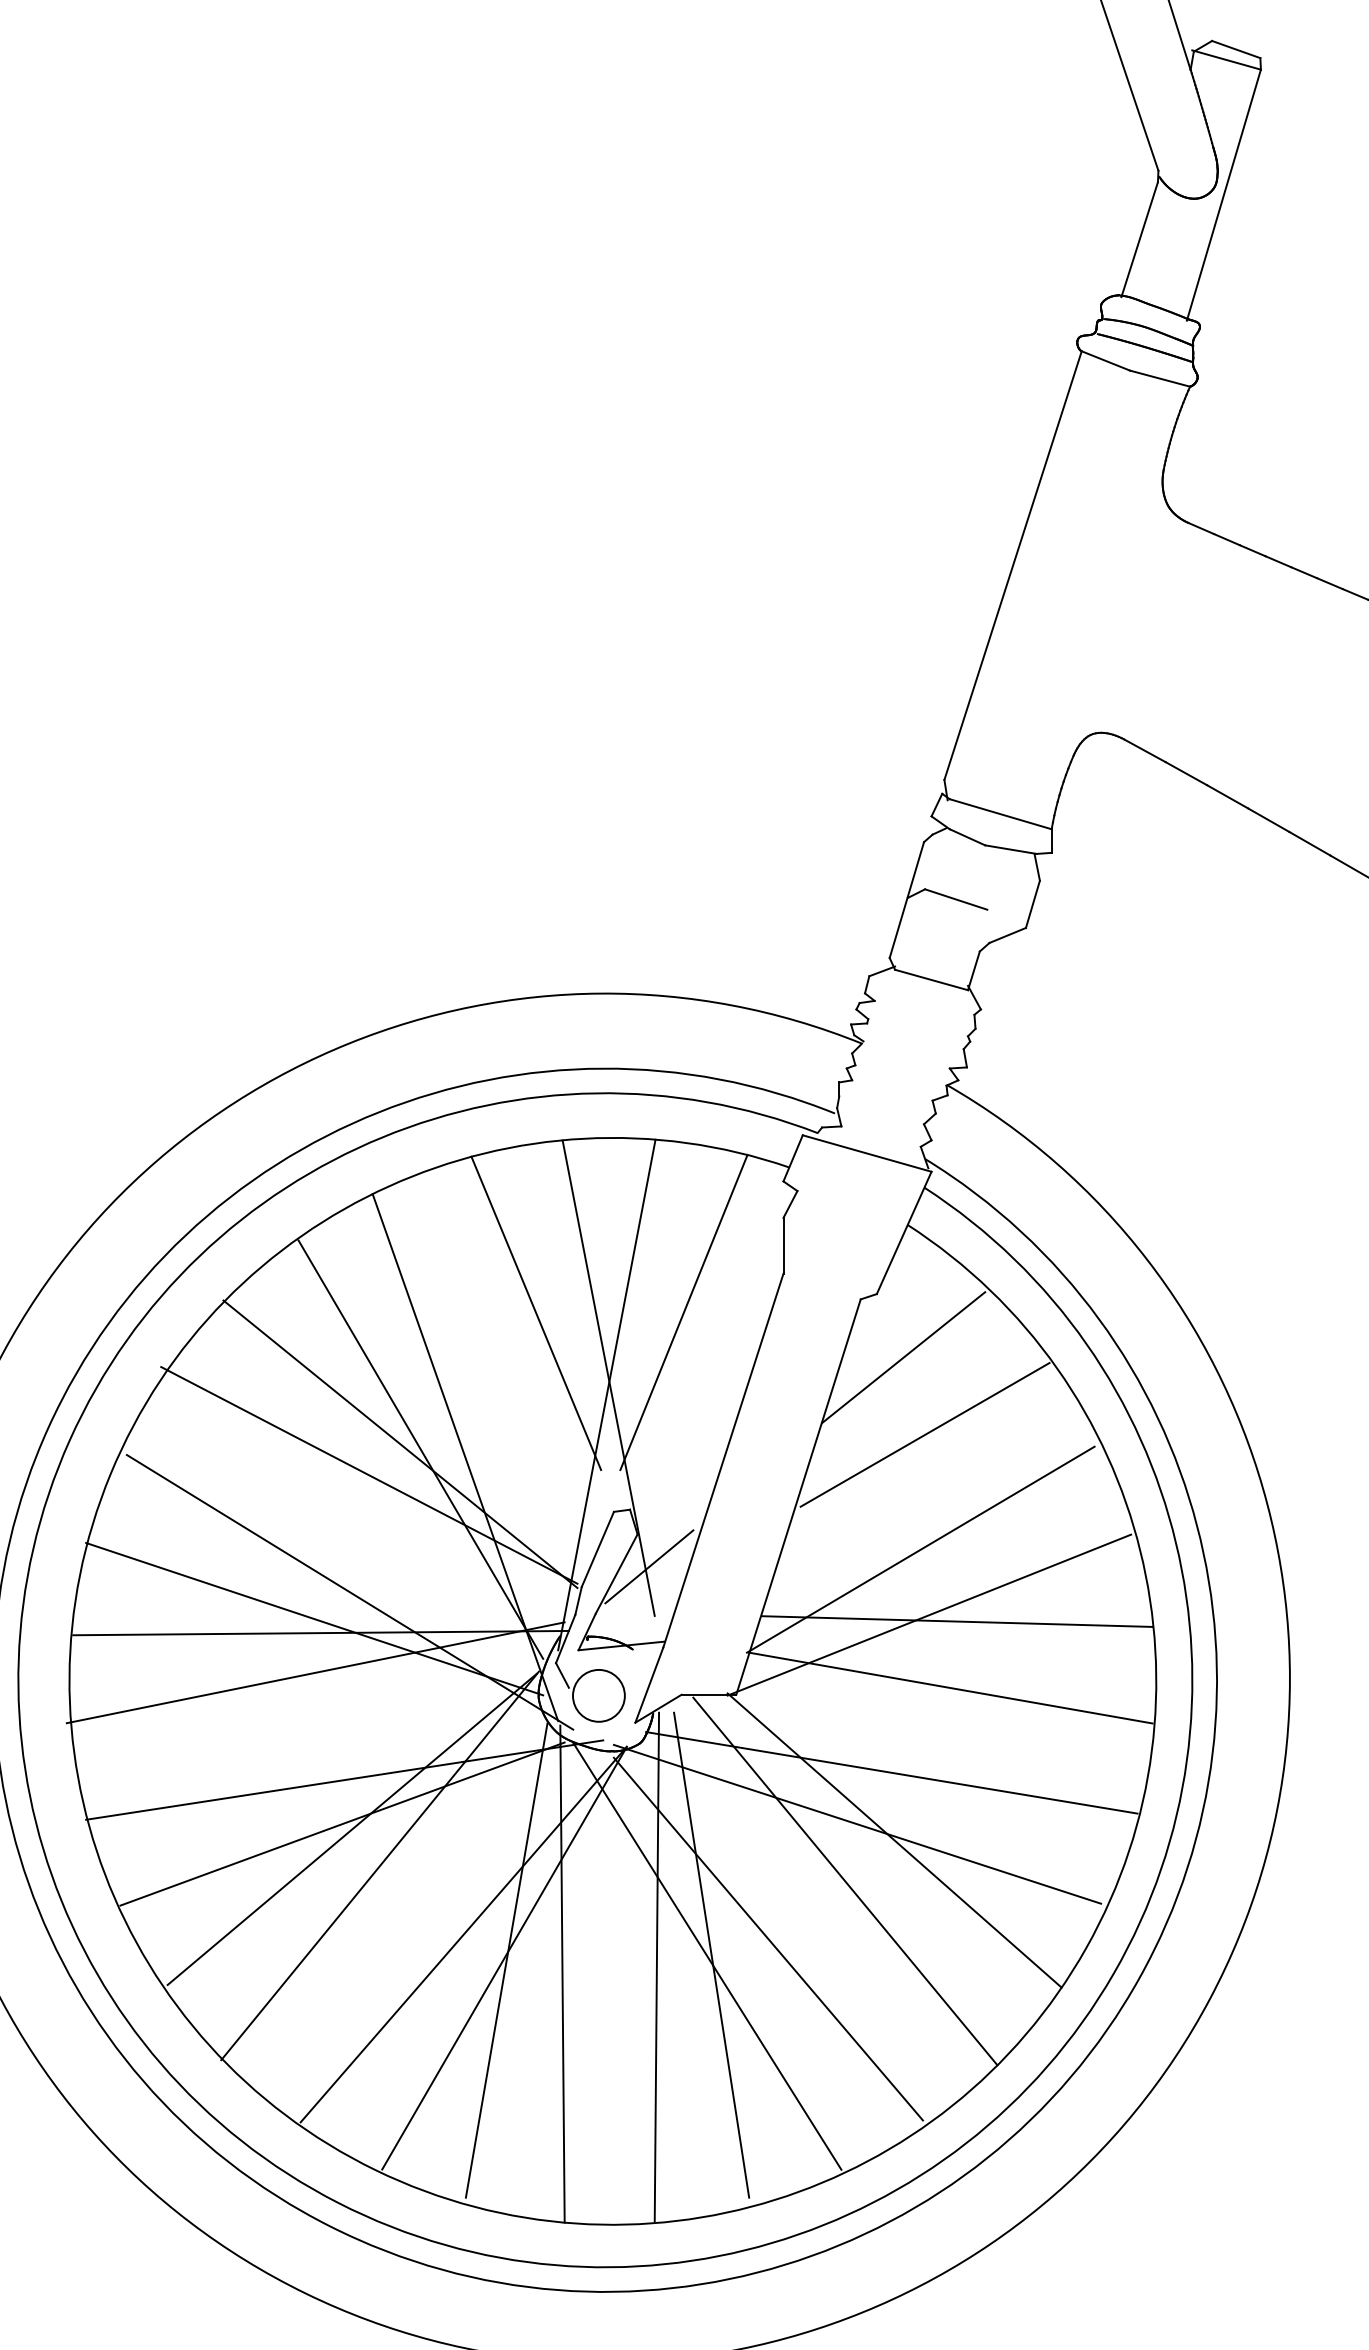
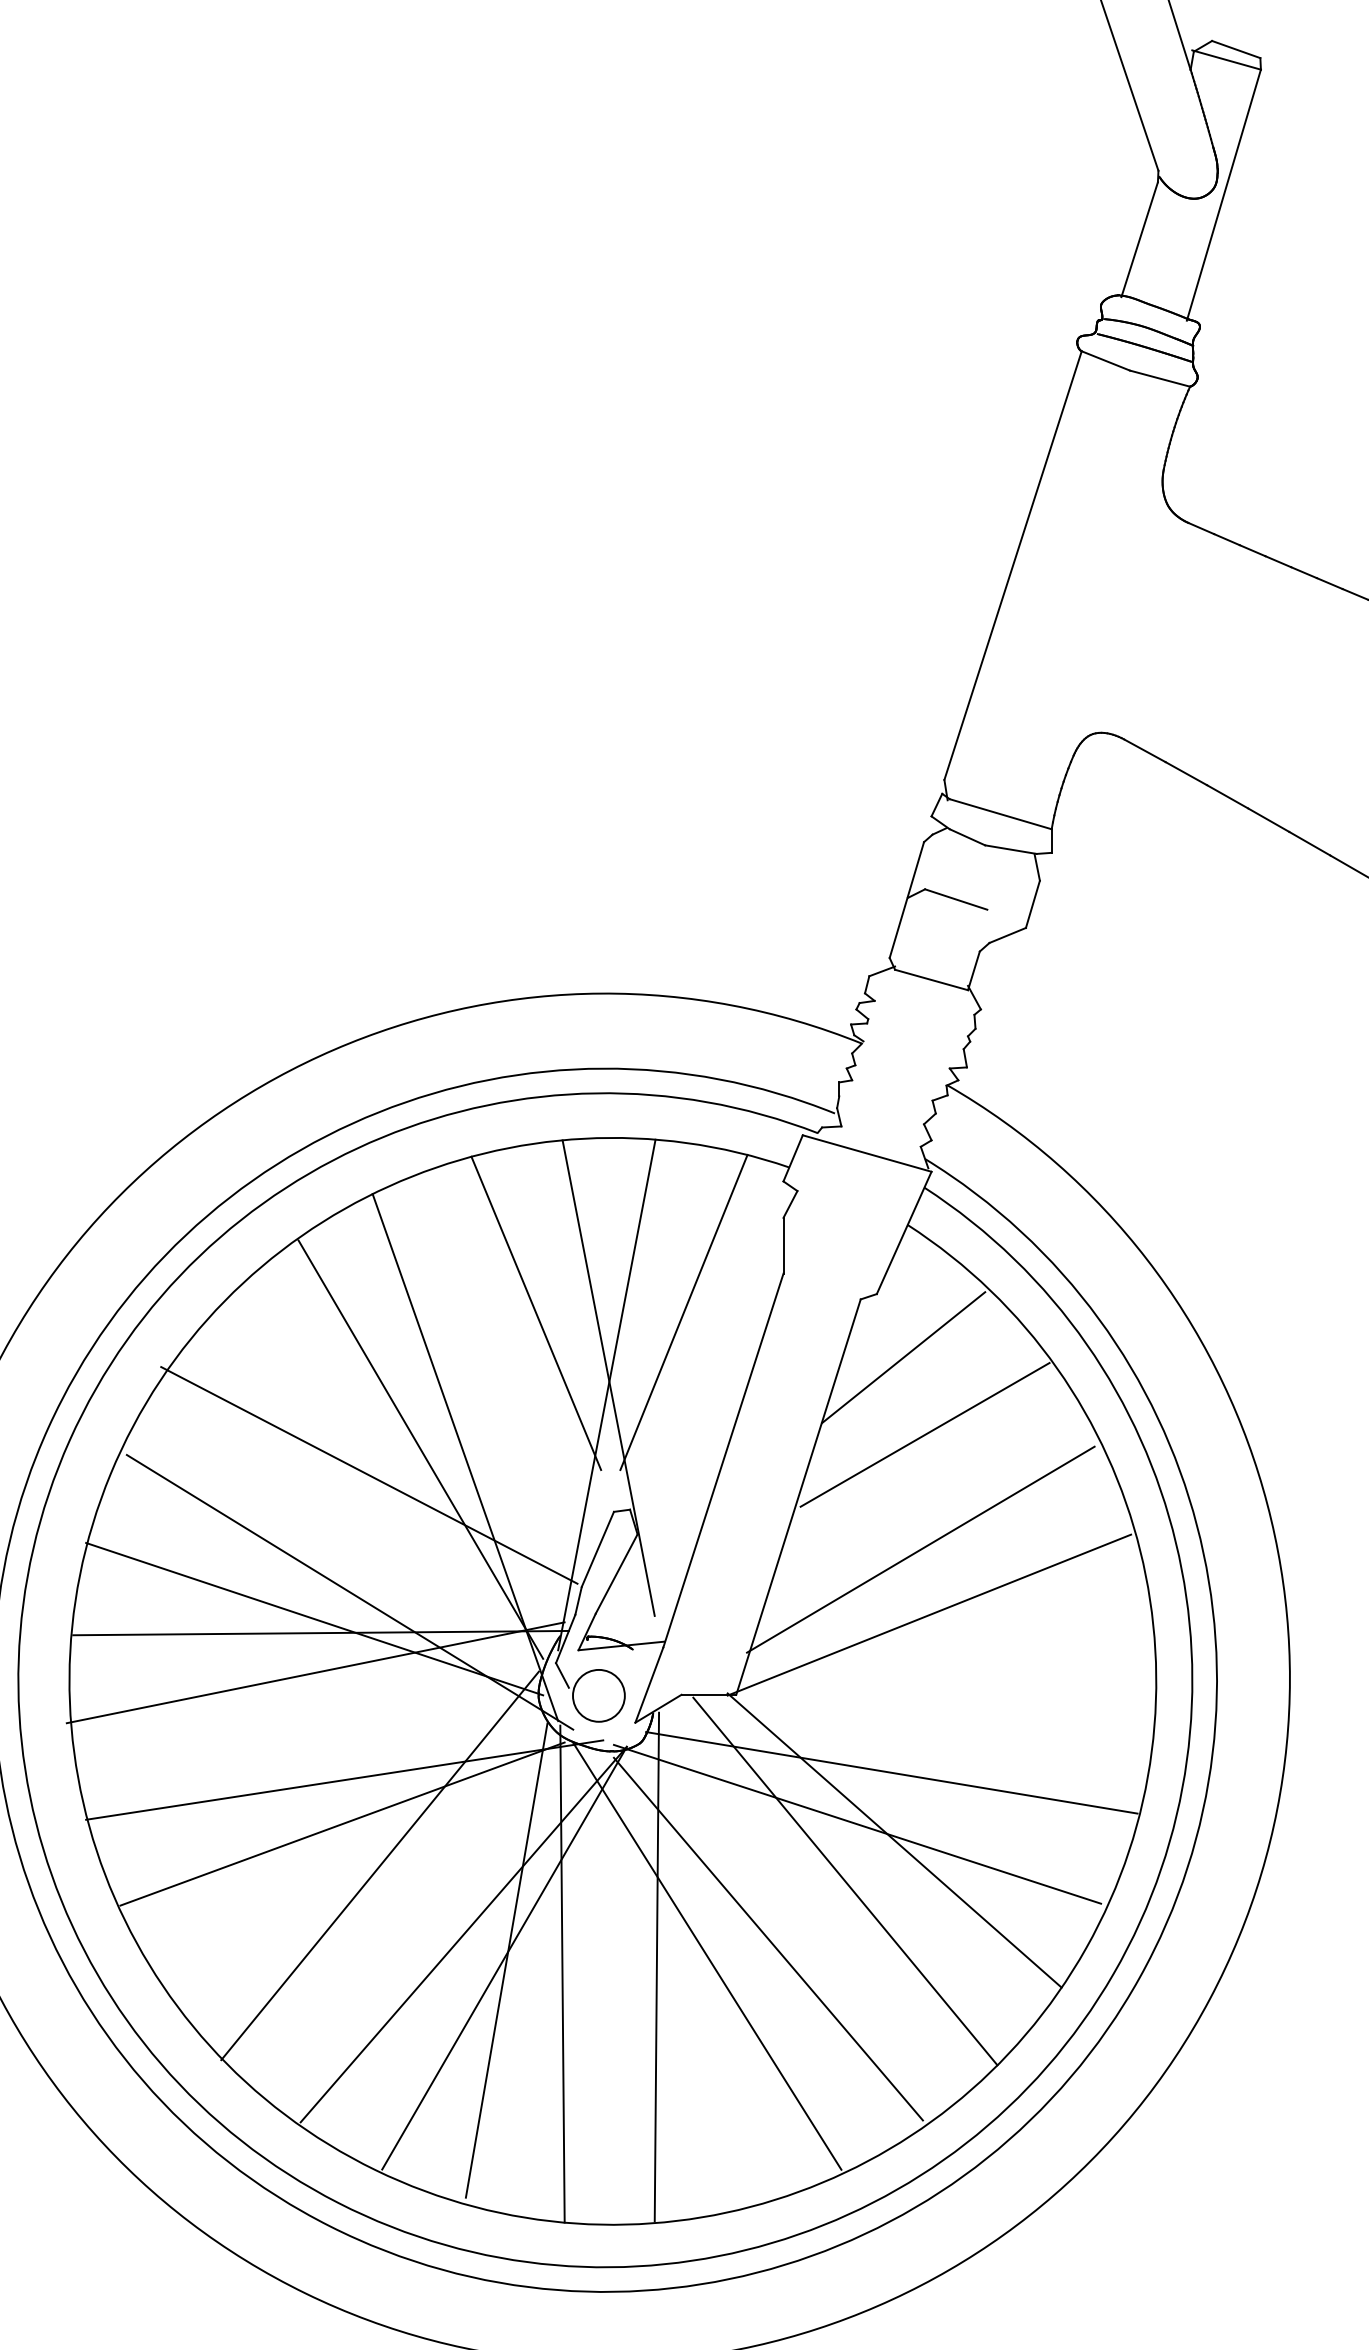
line: present -> none (400, 1444)
line: present -> none (649, 1566)
line: present -> none (957, 1621)
line: present -> none (950, 1687)
line: present -> none (351, 1829)
line: present -> none (711, 1954)
